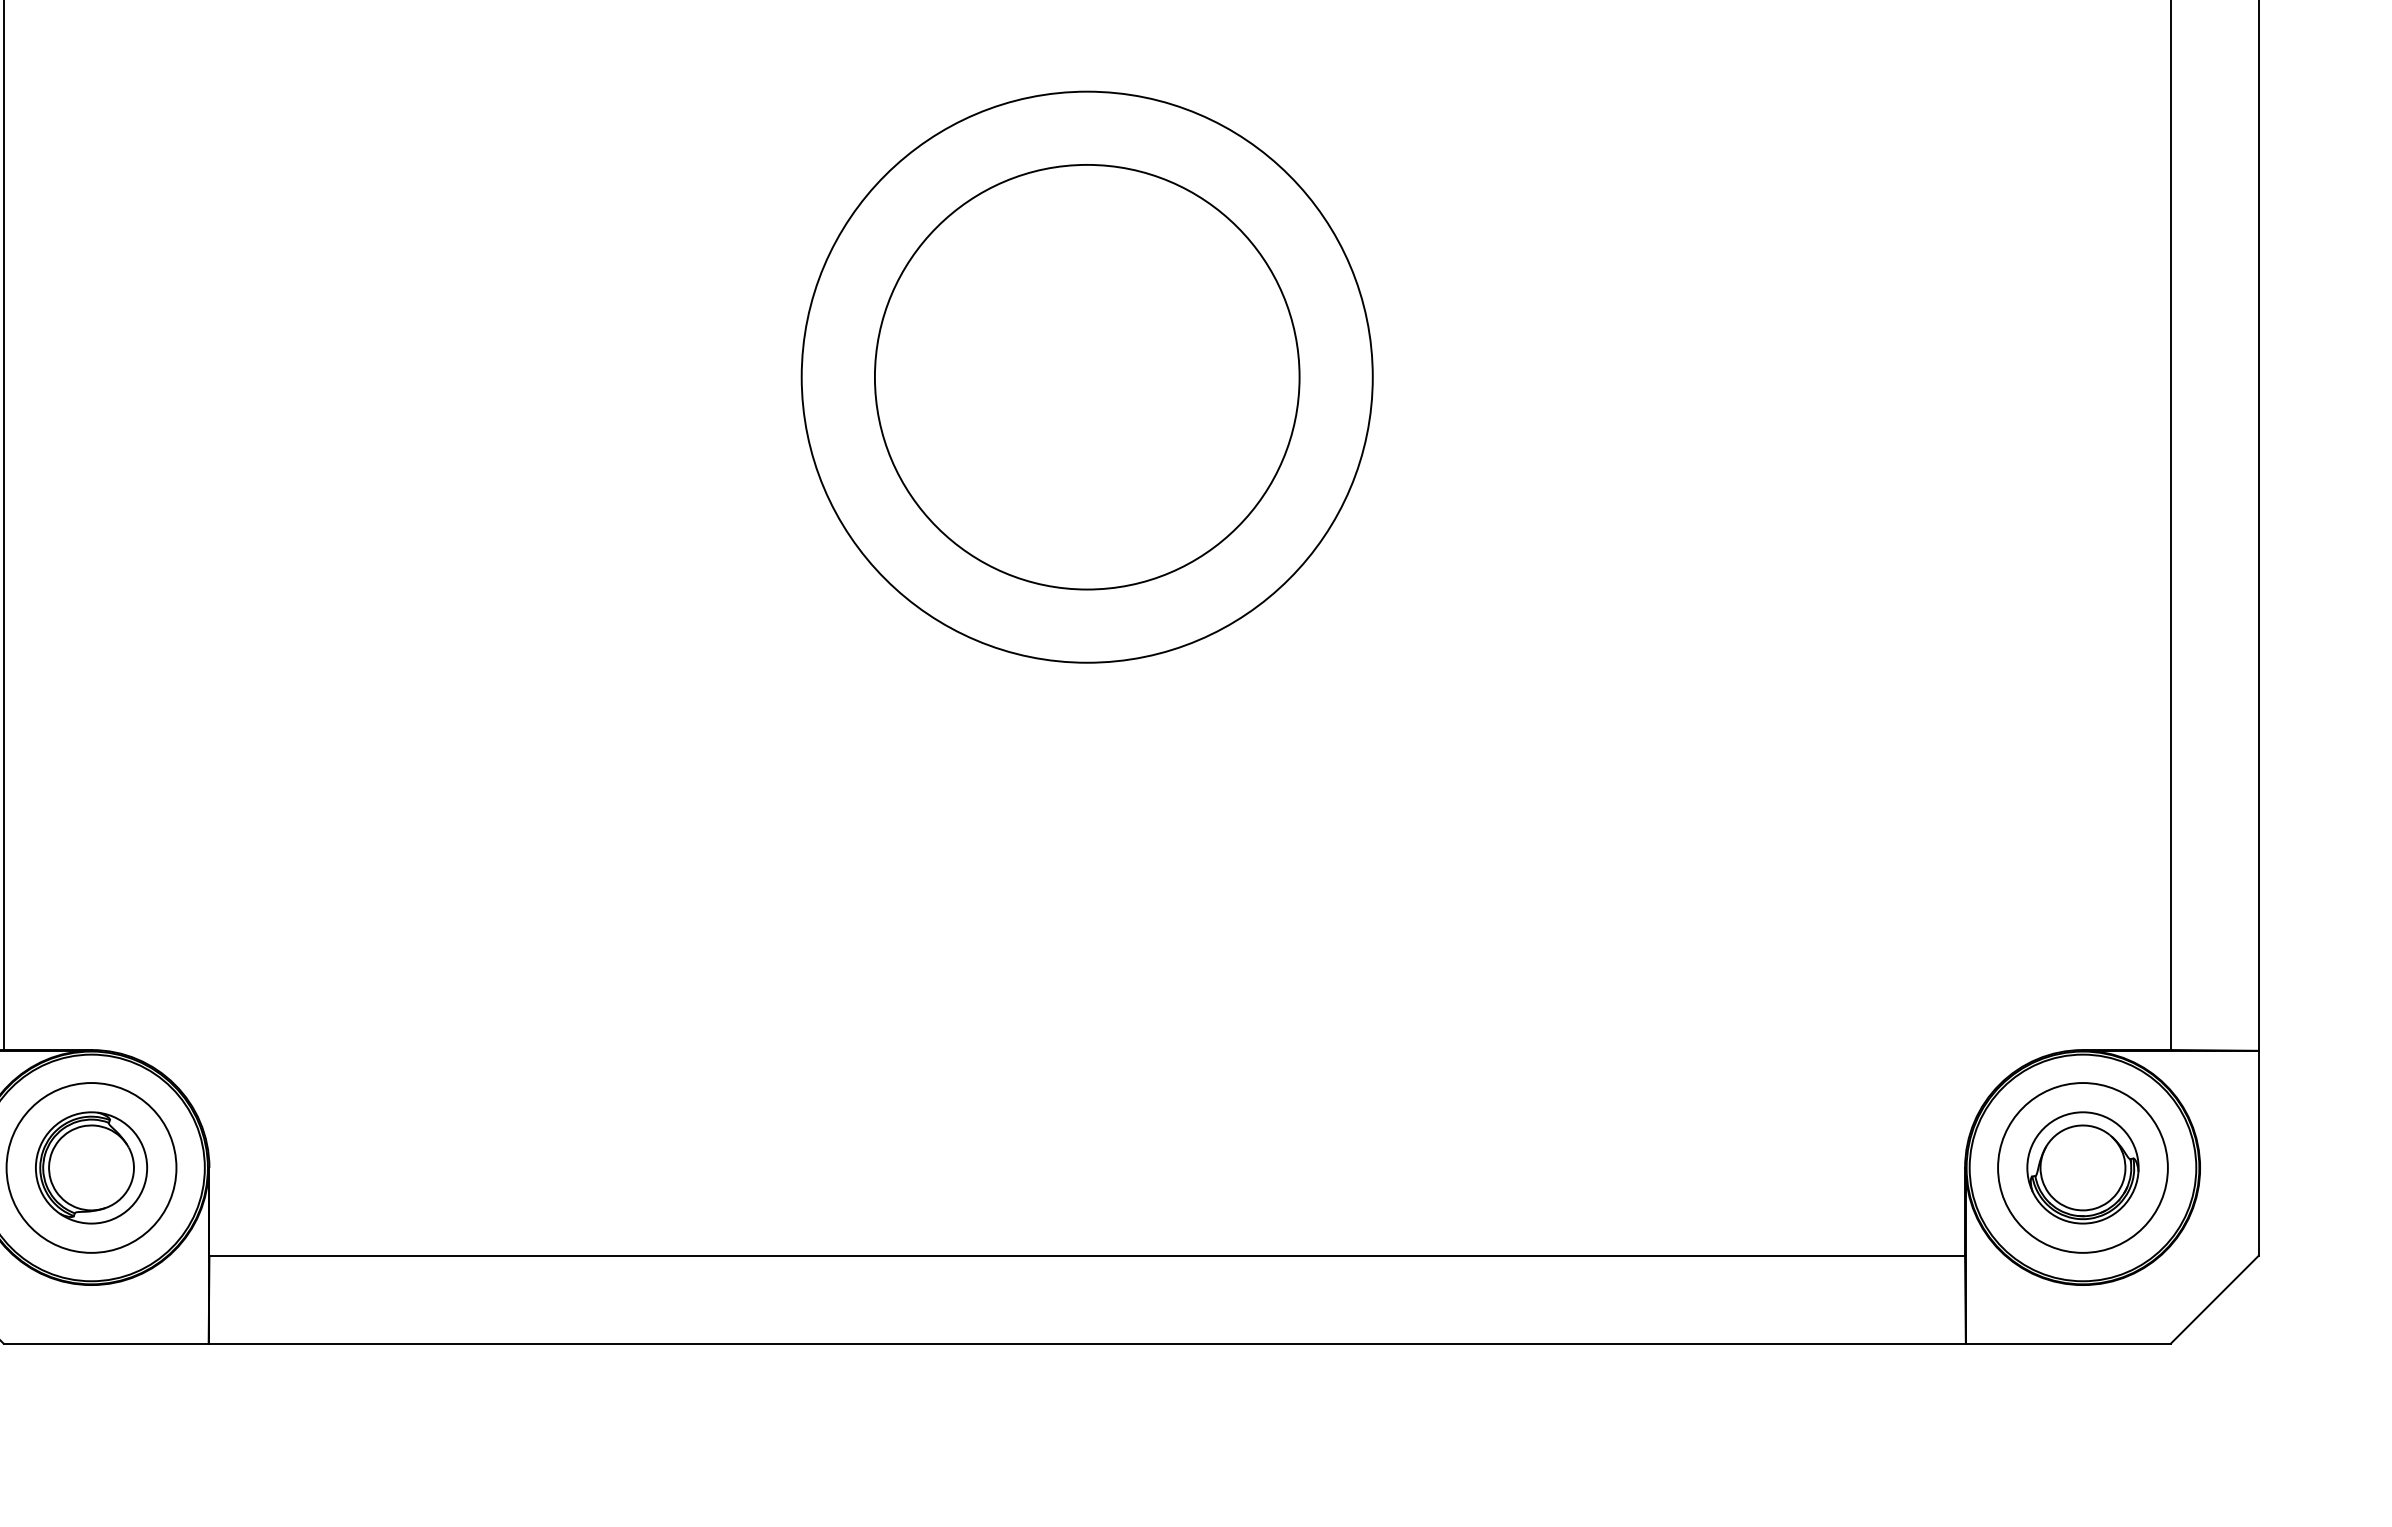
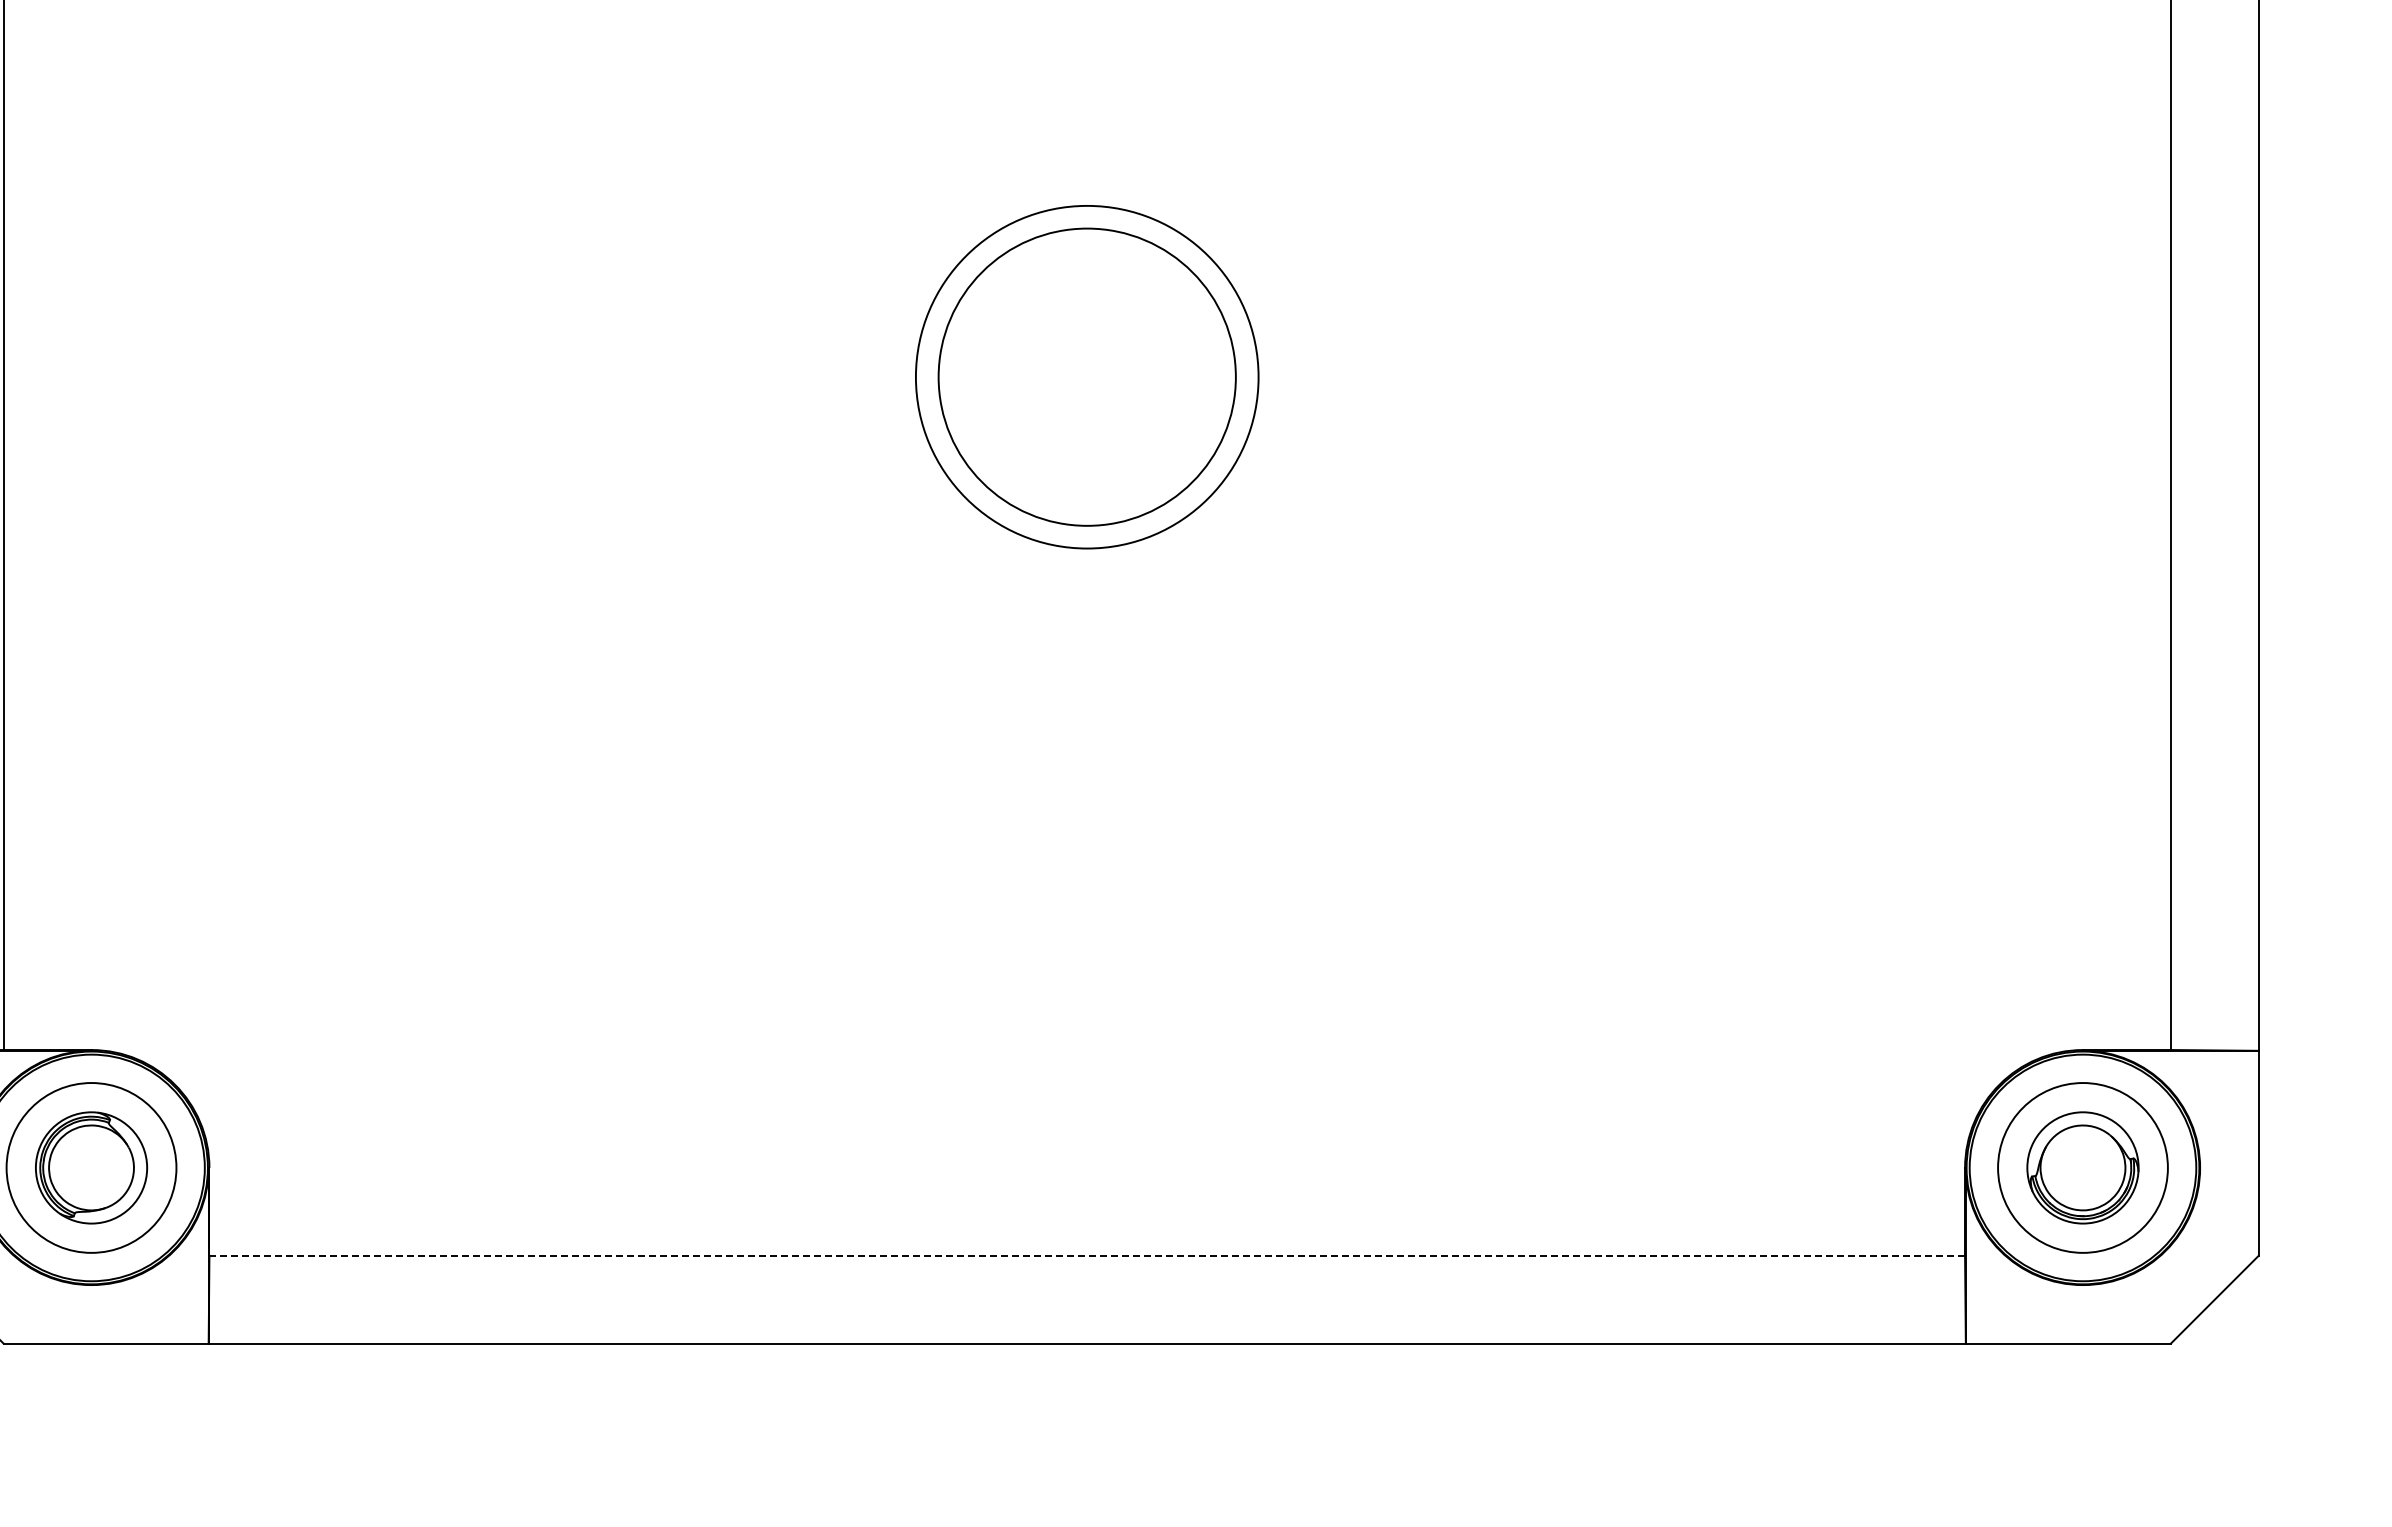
circle diameter: 425 px -> 297 px (1086, 376)
circle diameter: 571 px -> 343 px (1086, 376)
line: solid -> dashed (1087, 1255)
